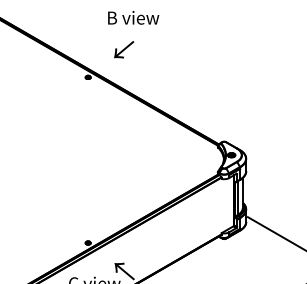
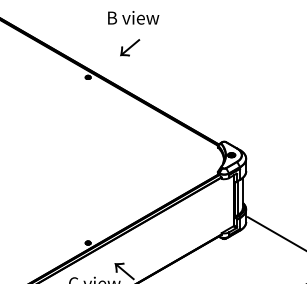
text position: (124, 49) -> (130, 47) (130, 47)
